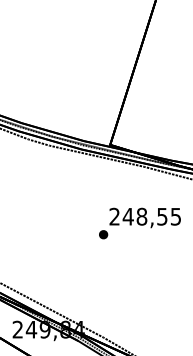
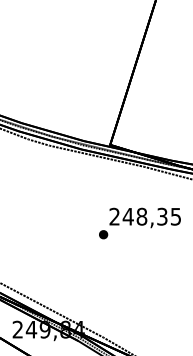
text: 248,55 -> 248,35 (162, 215)
